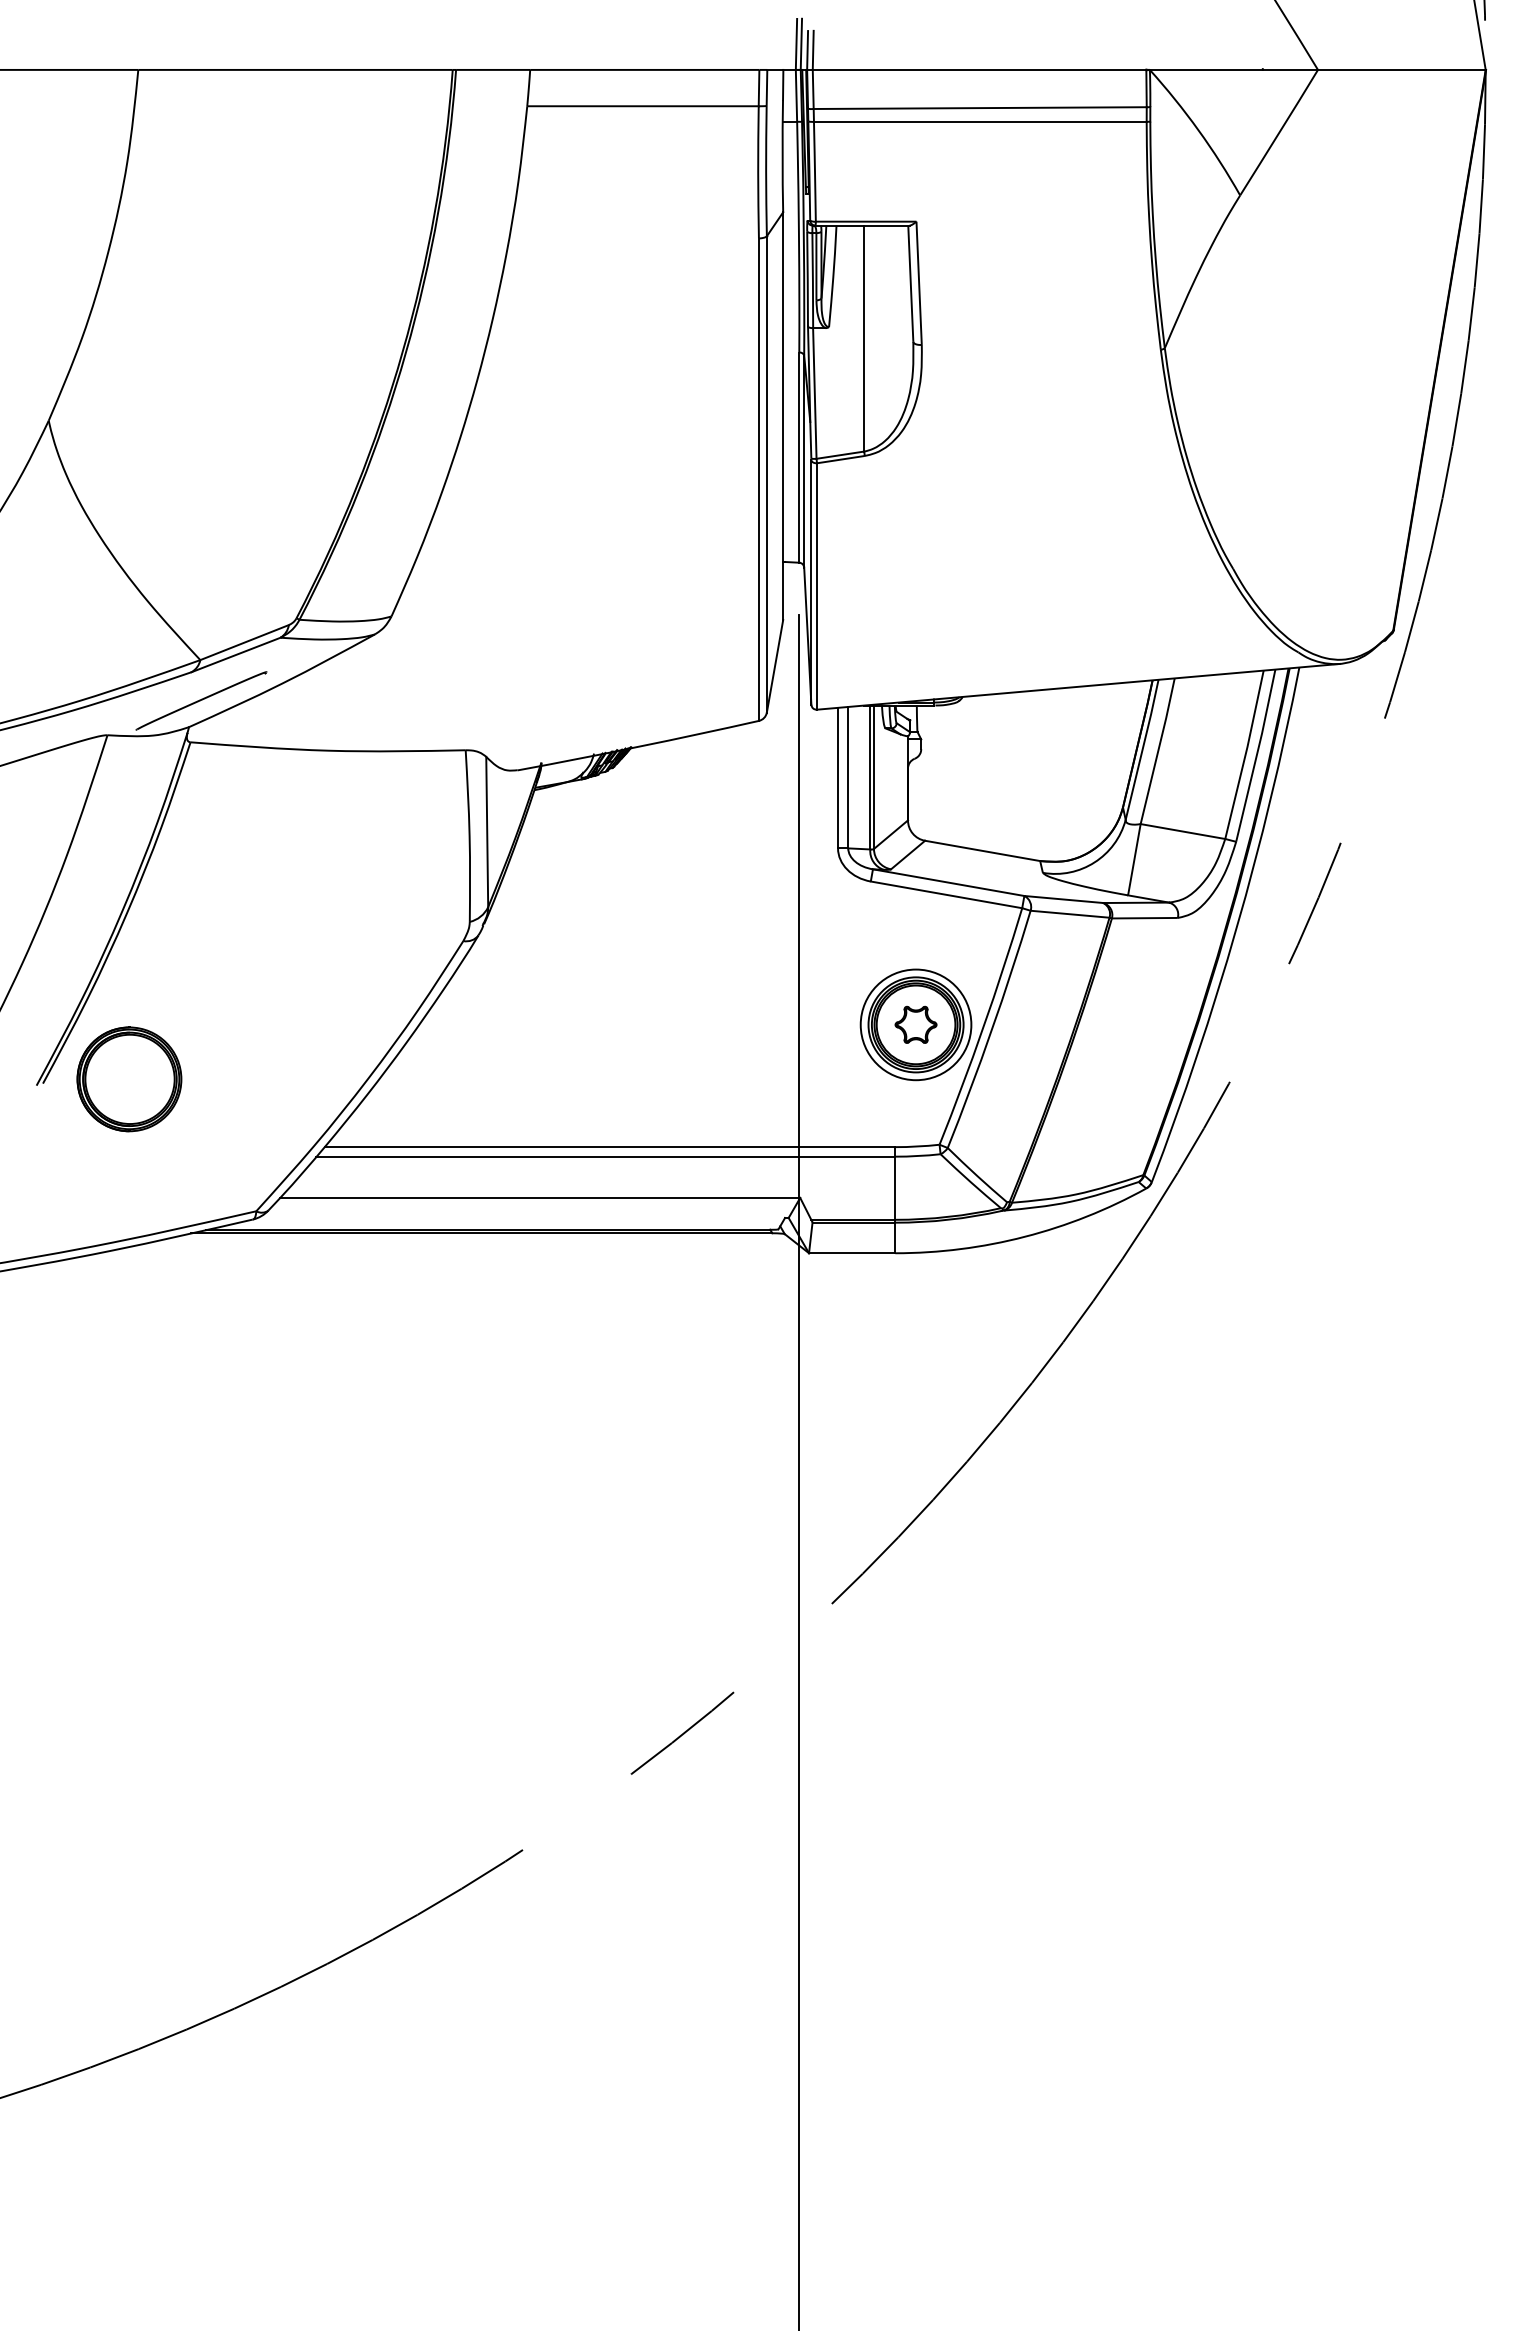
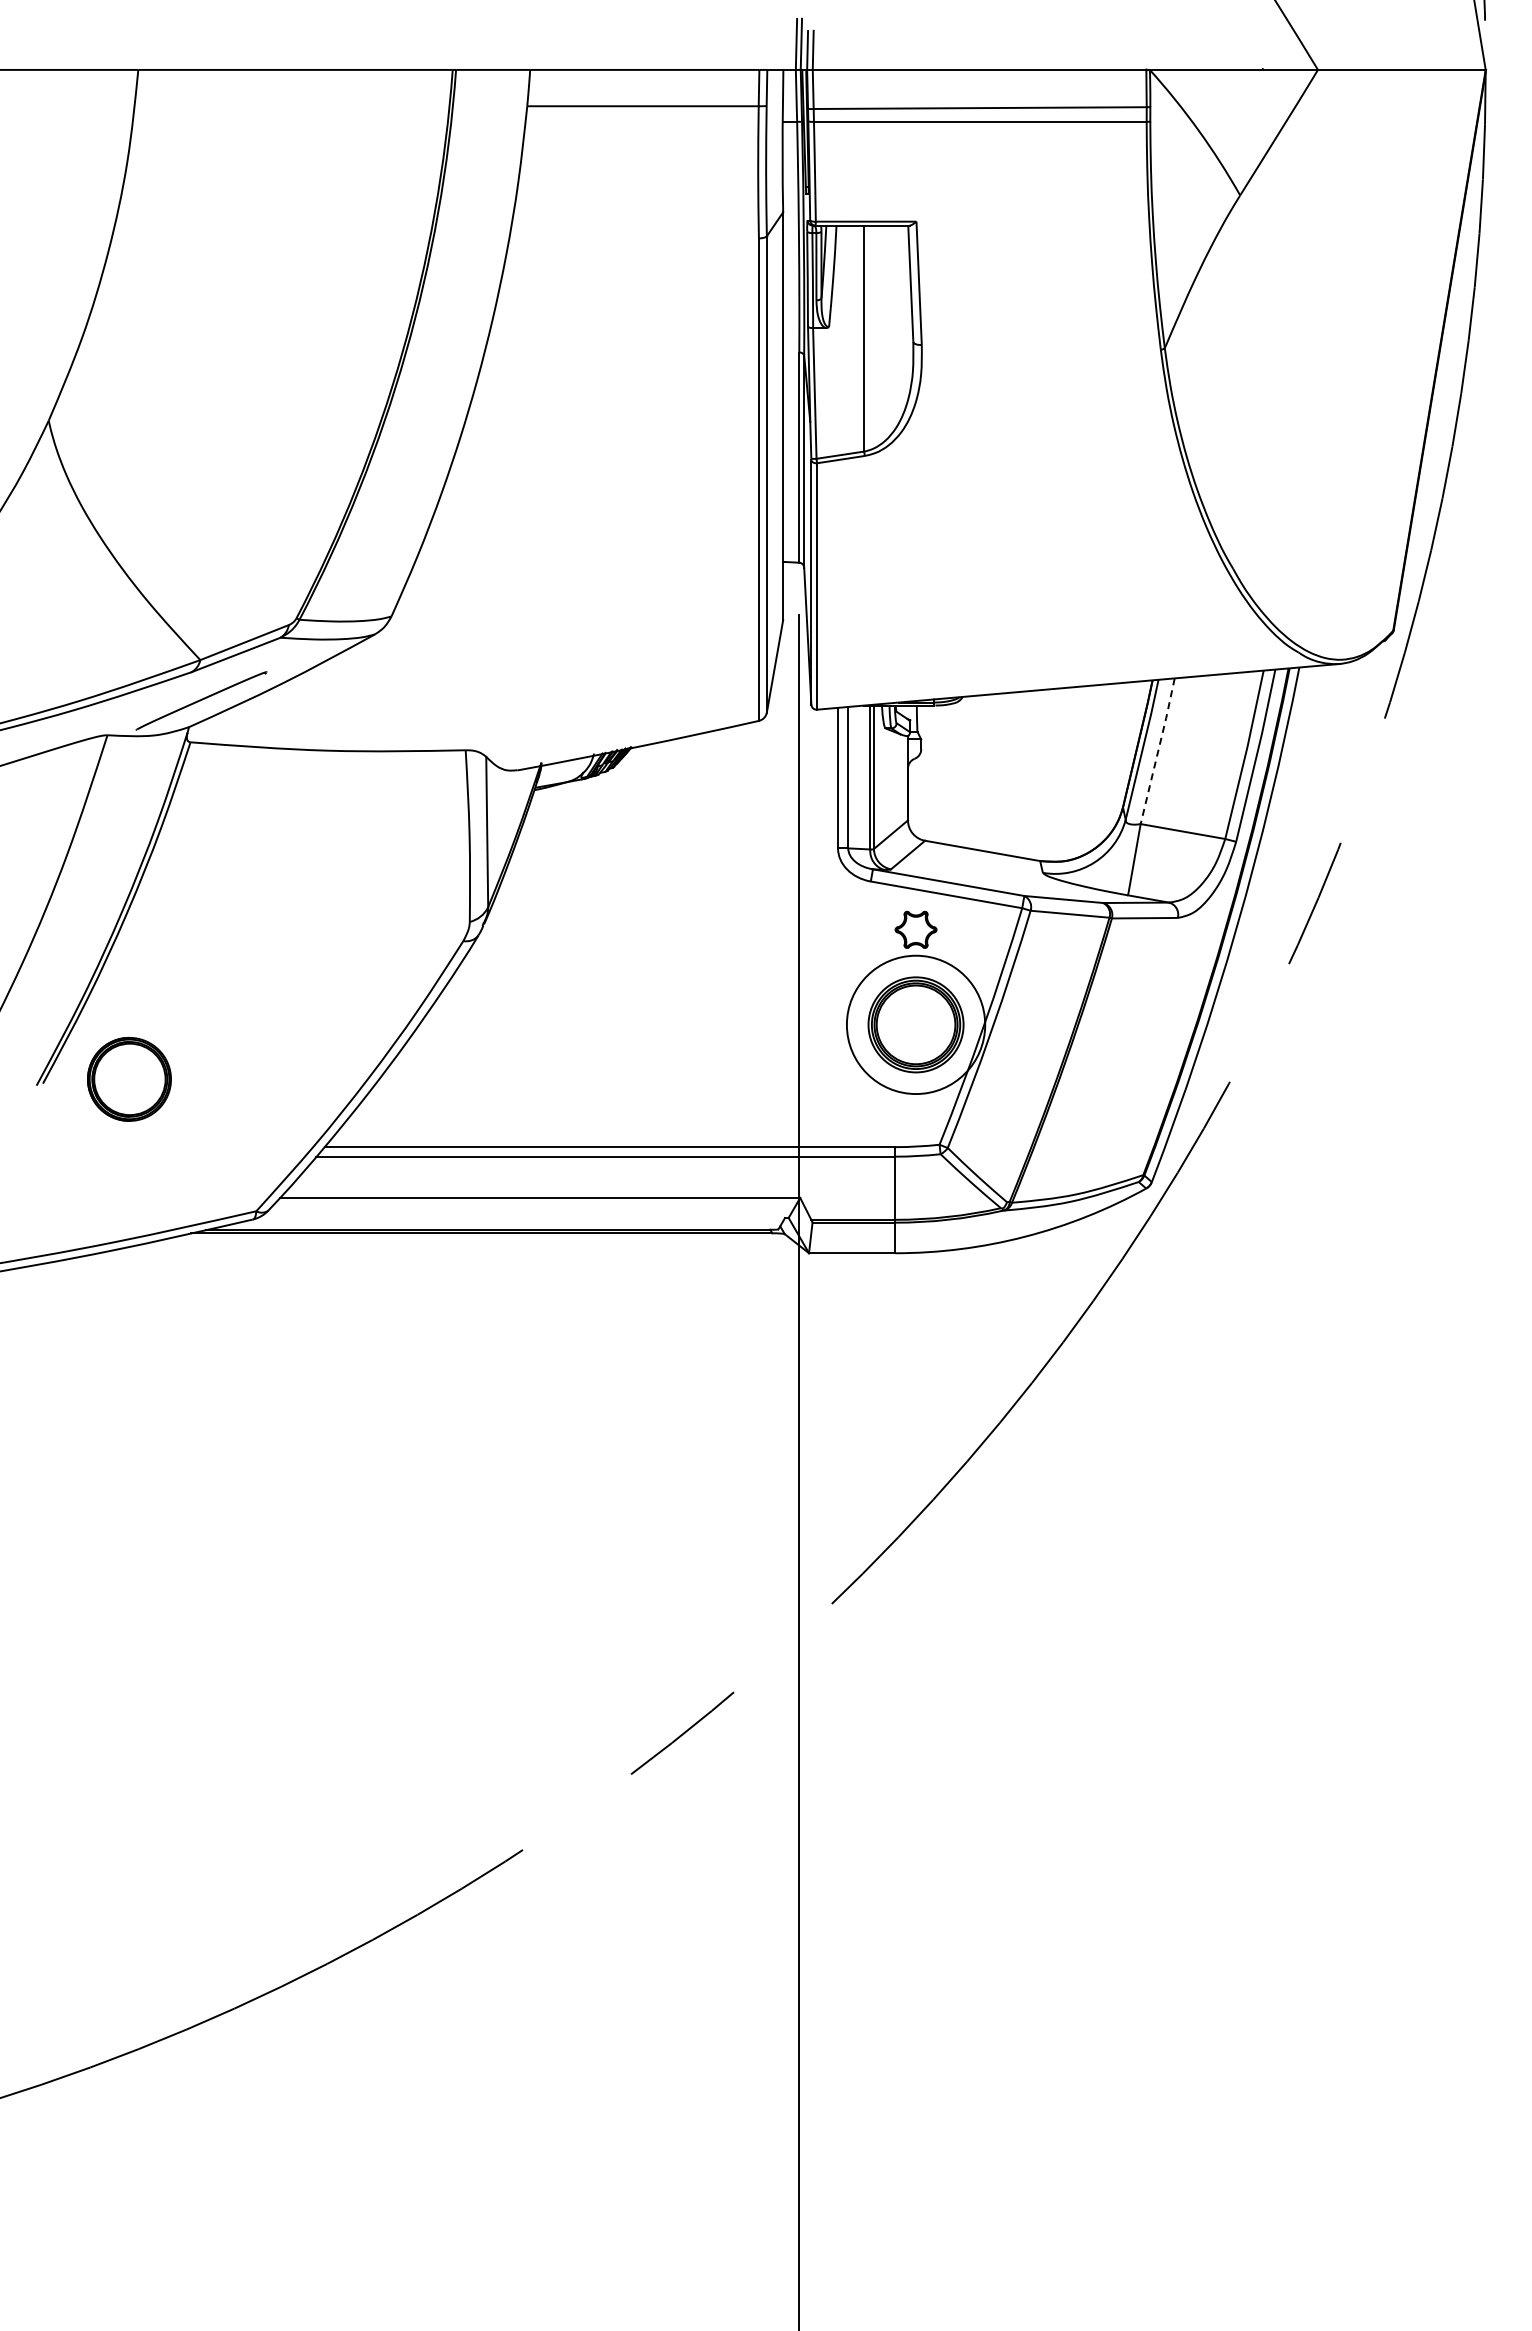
line: solid -> dashed (1158, 751)
circle diameter: 111 px -> 138 px (915, 1024)
part position: (915, 1024) -> (915, 929) (915, 929)
part size: 107x107 px -> 85x85 px (129, 1079)
